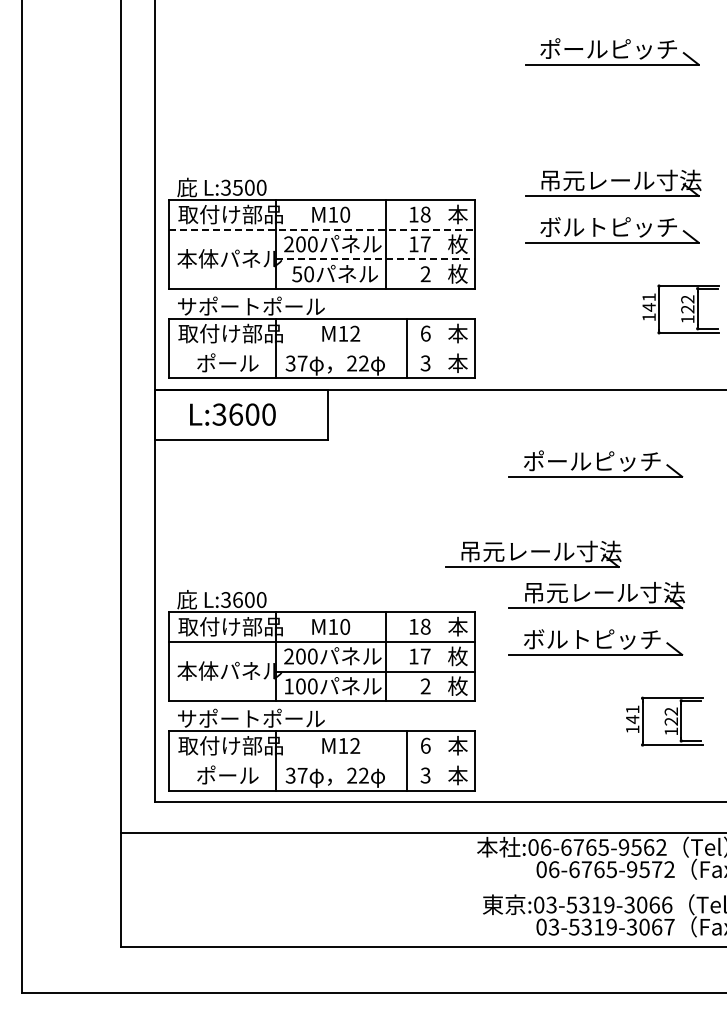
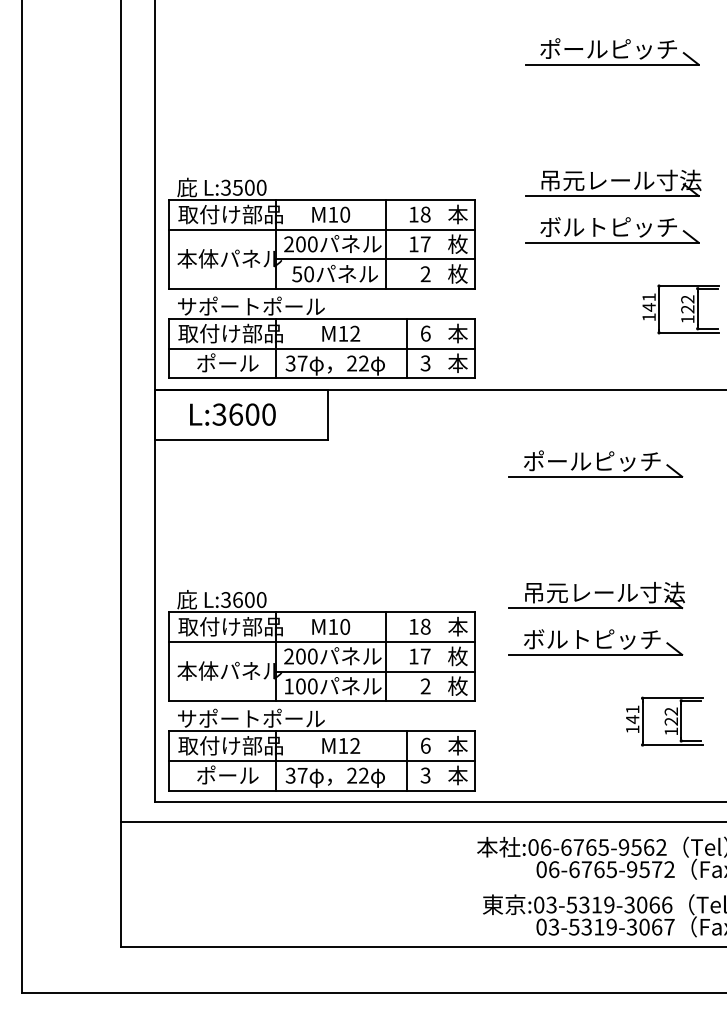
line: dashed -> solid (322, 229)
line: dashed -> solid (375, 259)
line: none -> present (321, 348)
part: present -> none (533, 553)
line: none -> present (321, 760)
line position: (421, 832) -> (421, 821) (421, 821)
